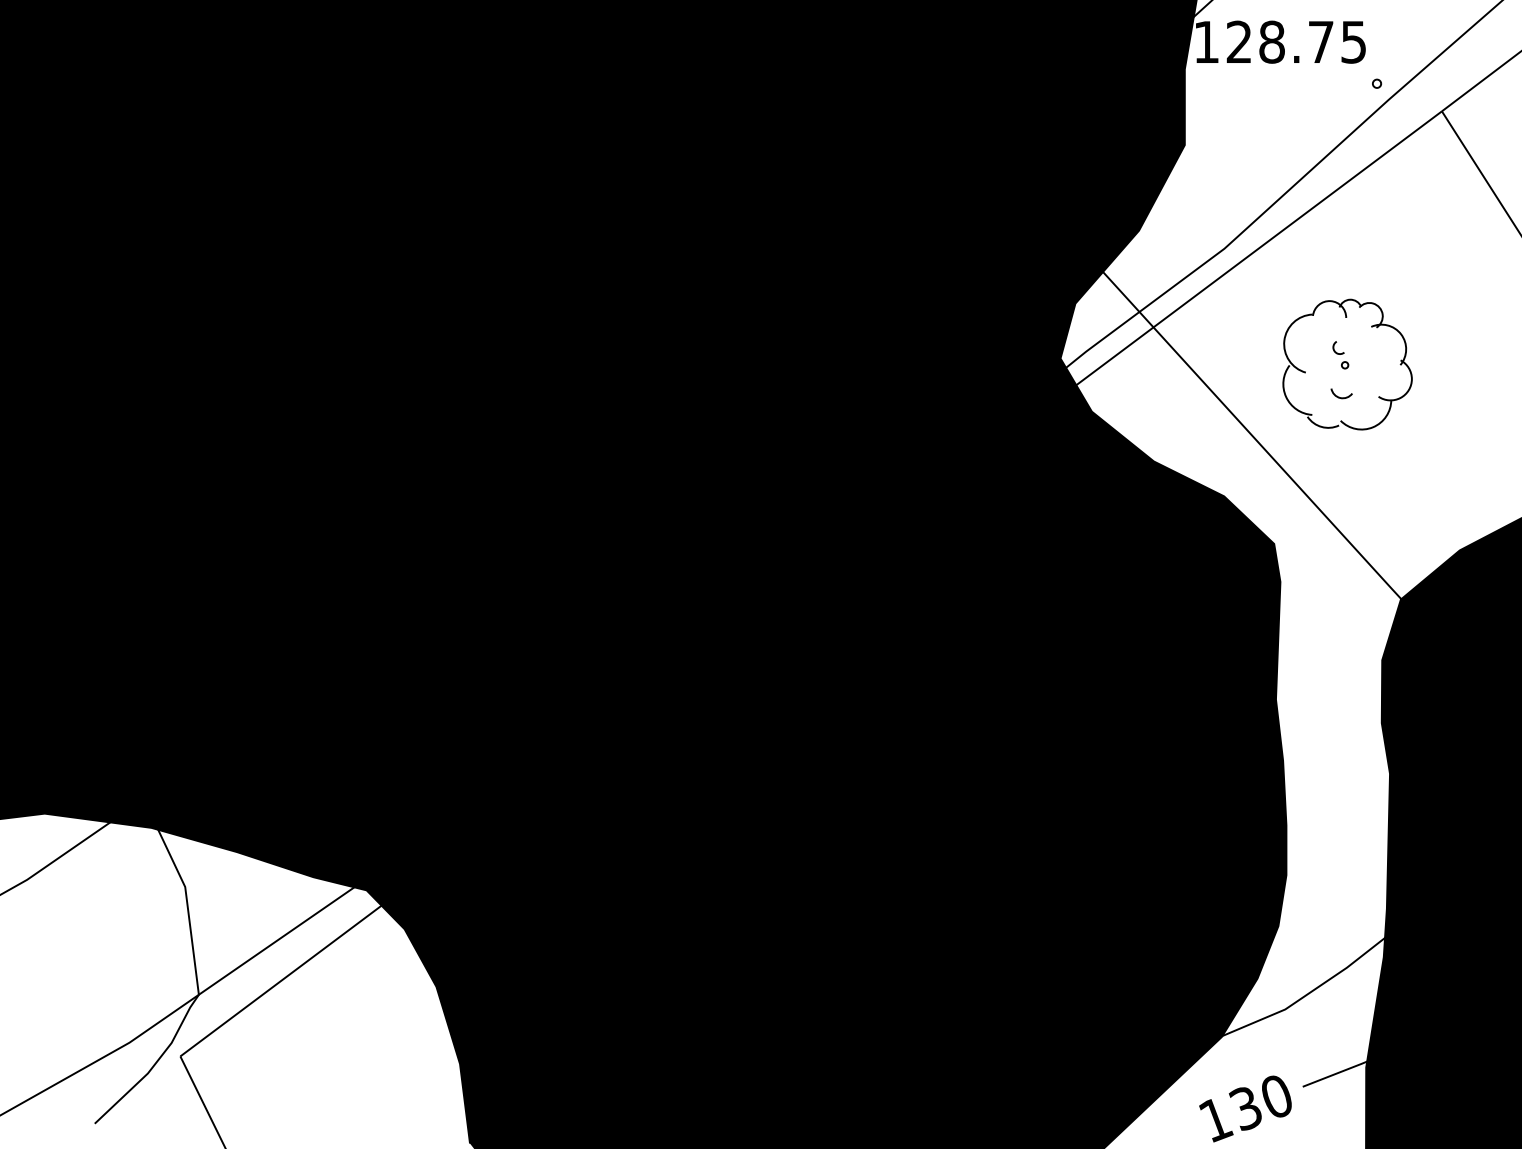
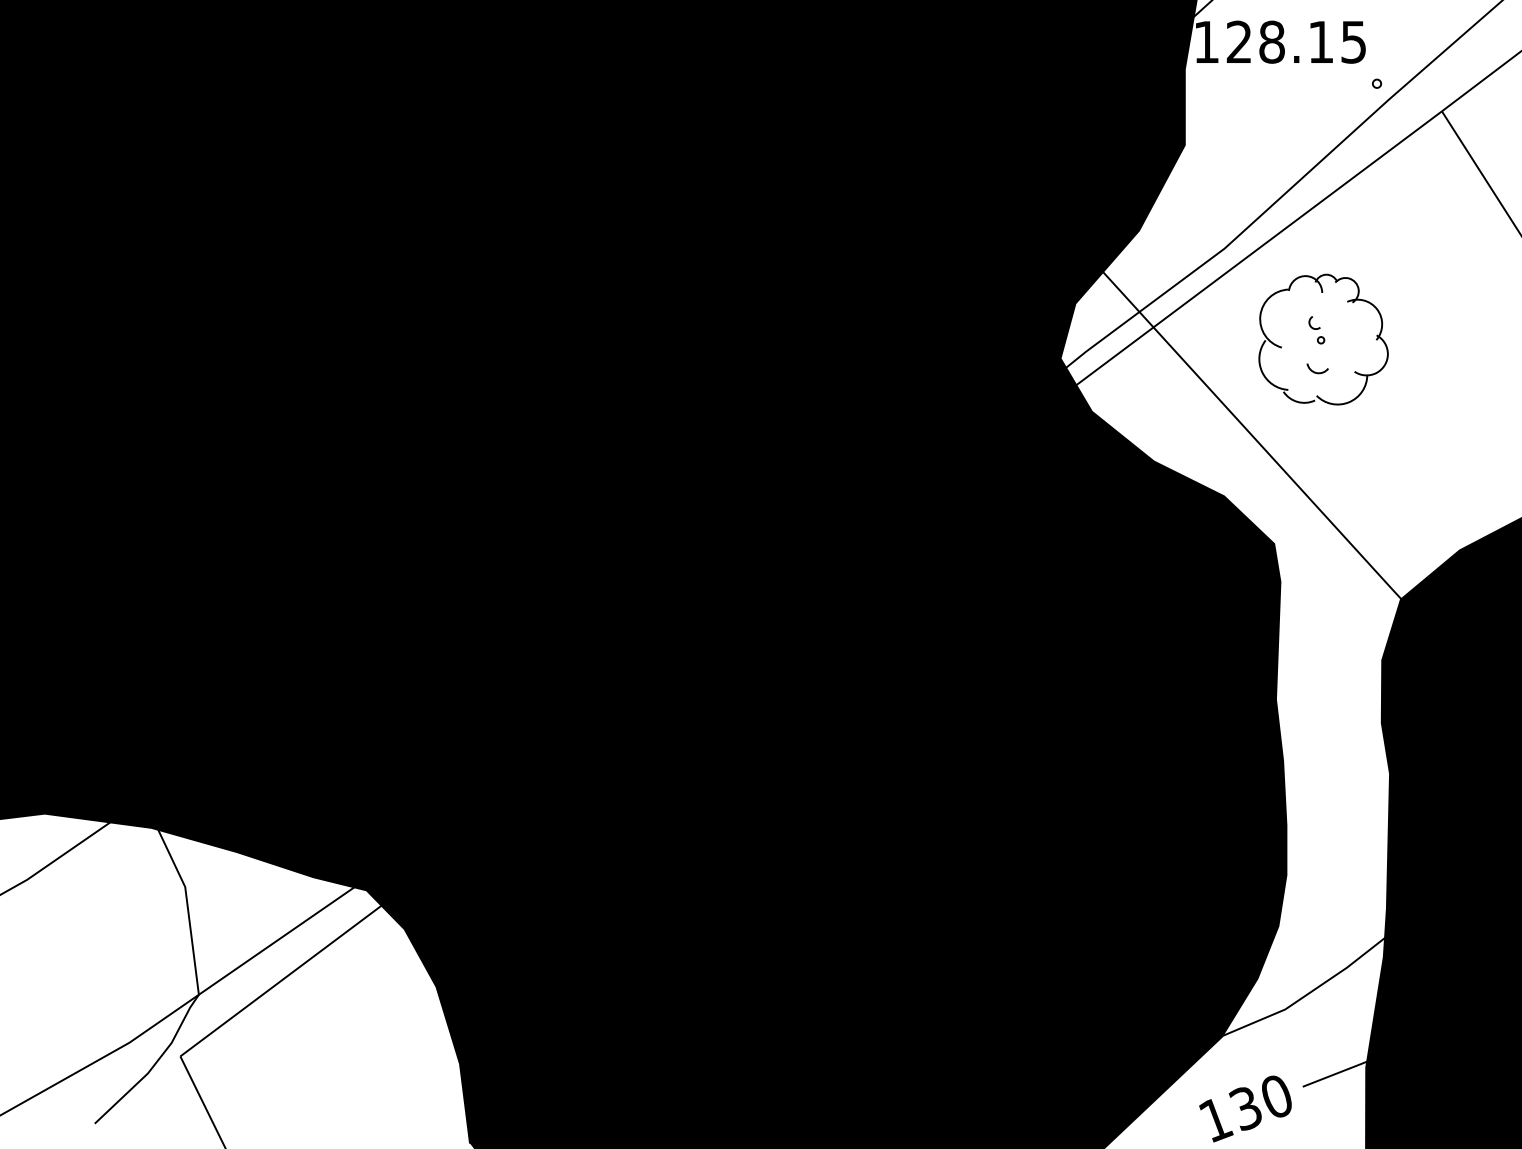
text: 128.75 -> 128.15 (1321, 41)
part position: (1347, 364) -> (1323, 339) (1323, 339)
